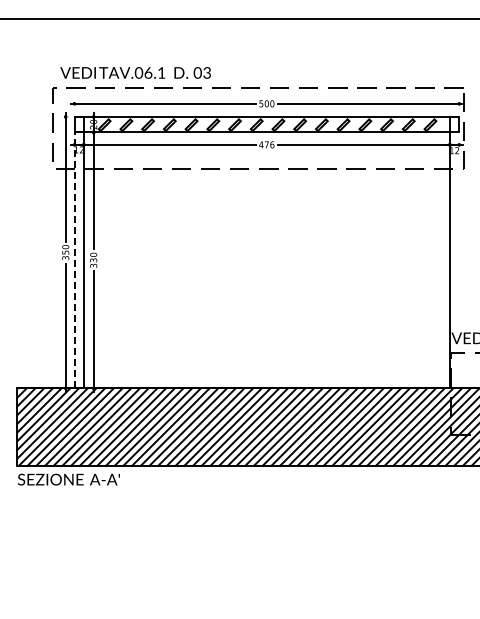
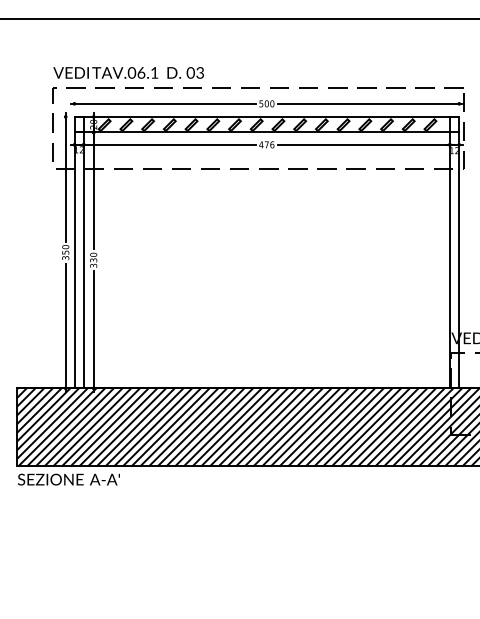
text position: (135, 72) -> (128, 72) (128, 72)
line: dashed -> solid (74, 260)
line: none -> present (459, 260)
